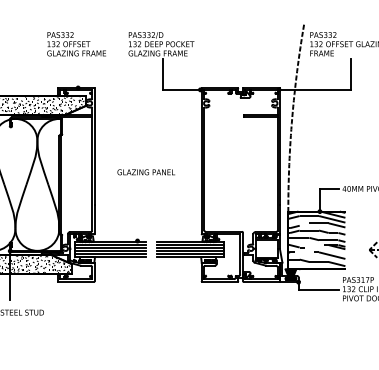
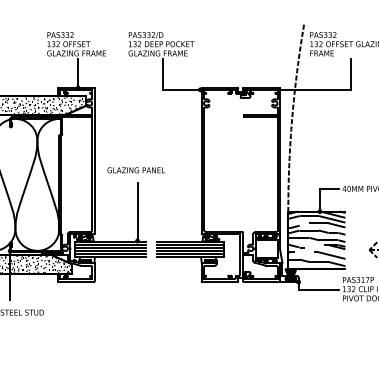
line: none -> present (78, 73)
text position: (145, 172) -> (135, 170) (135, 170)
line: none -> present (137, 211)
